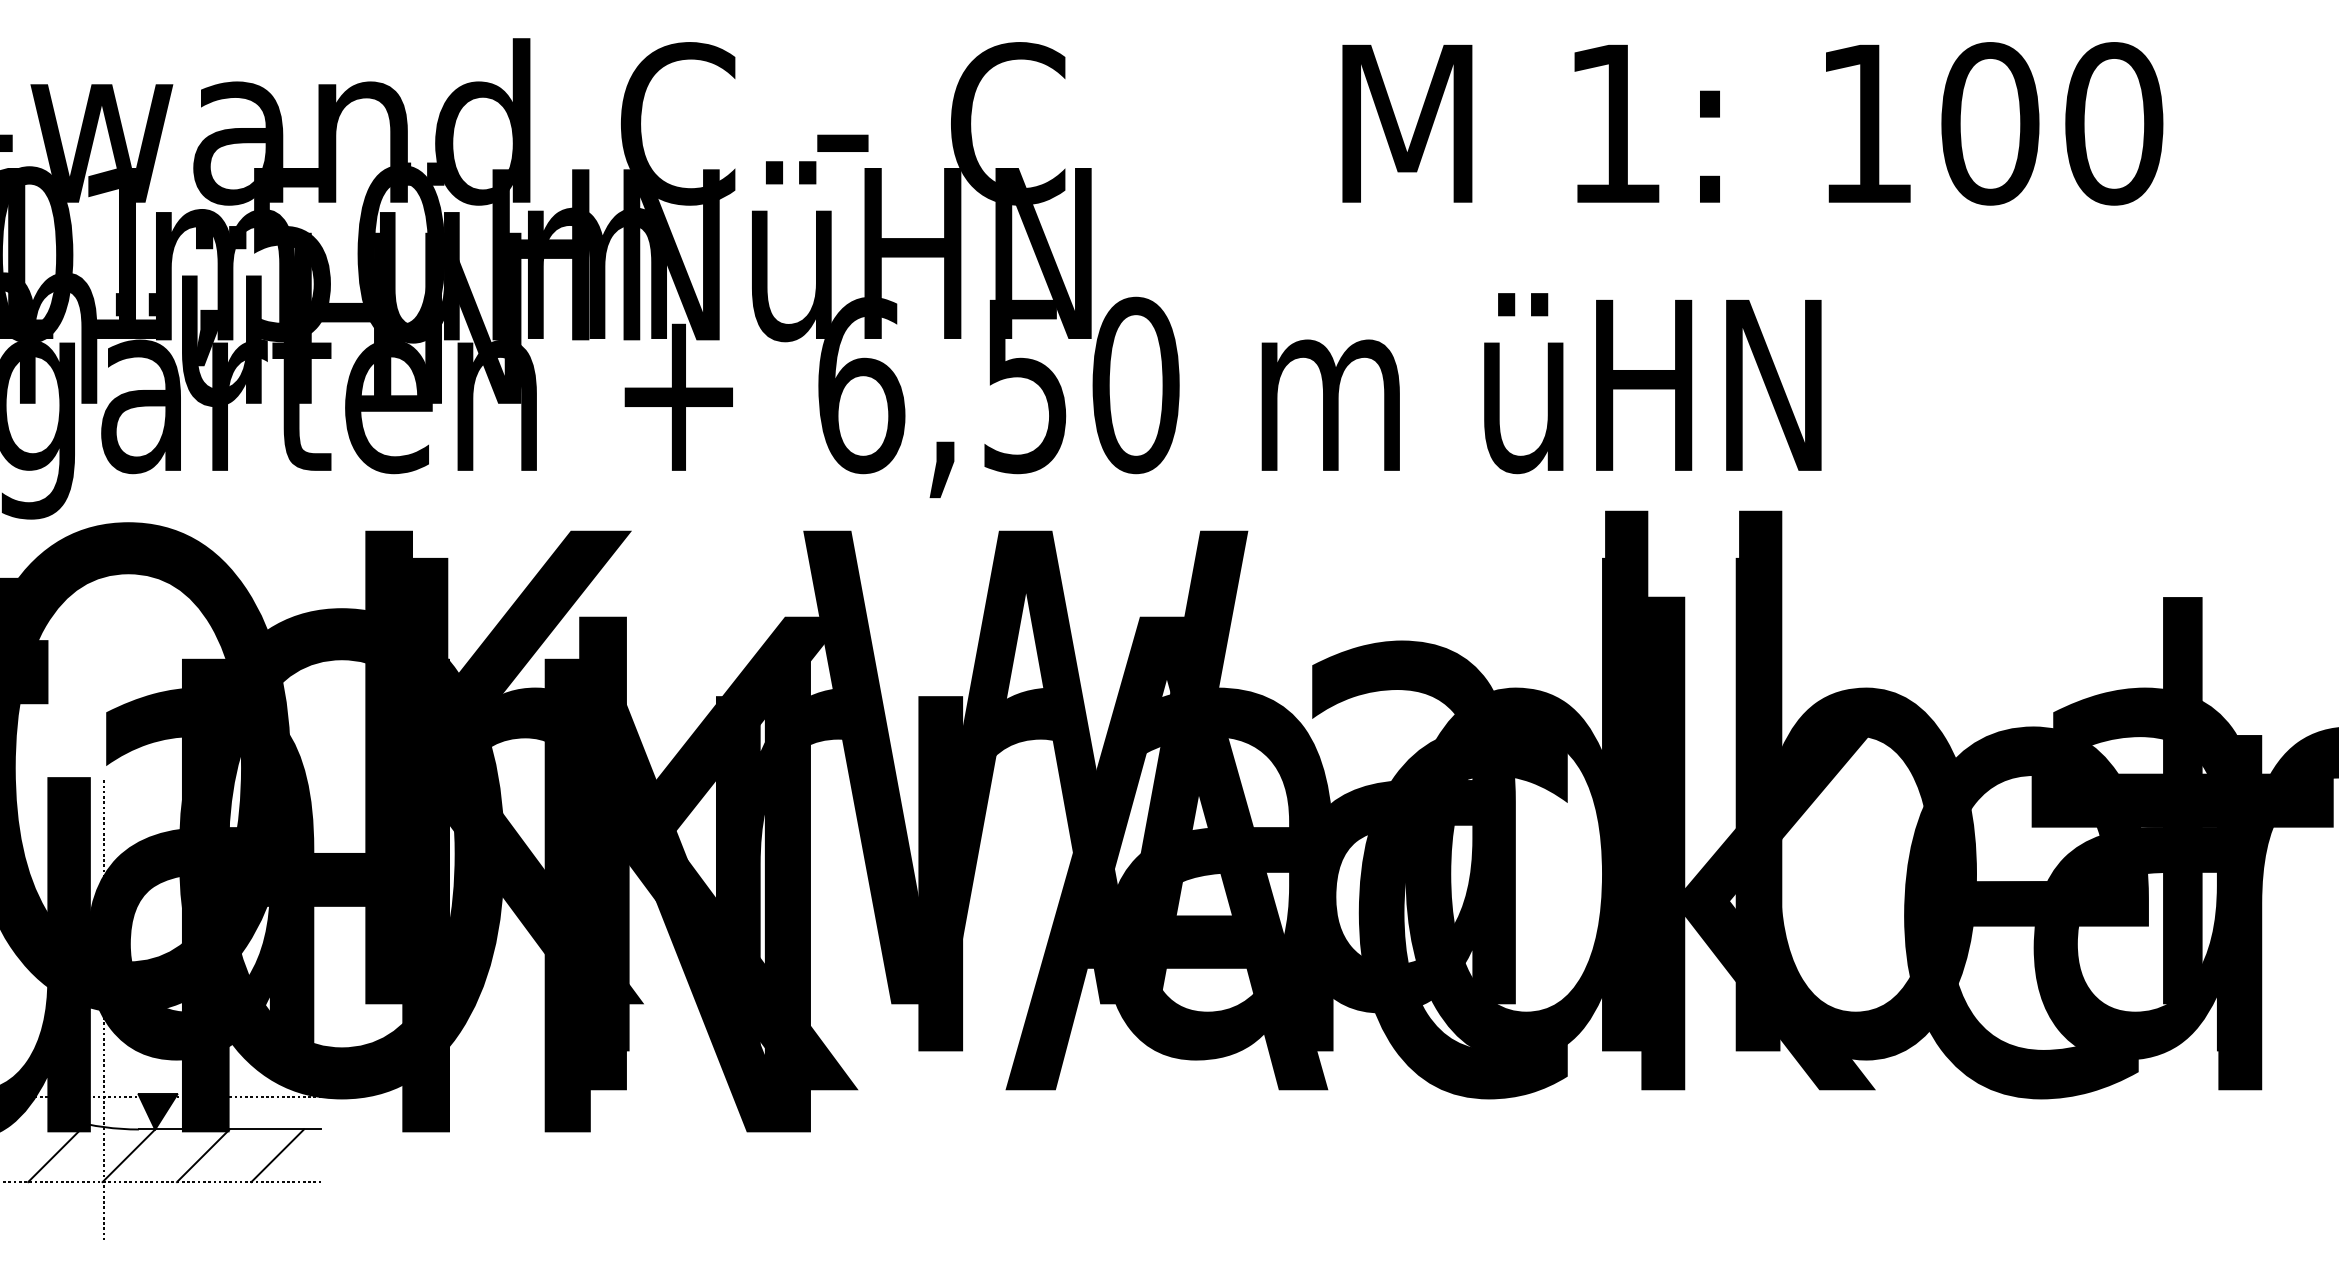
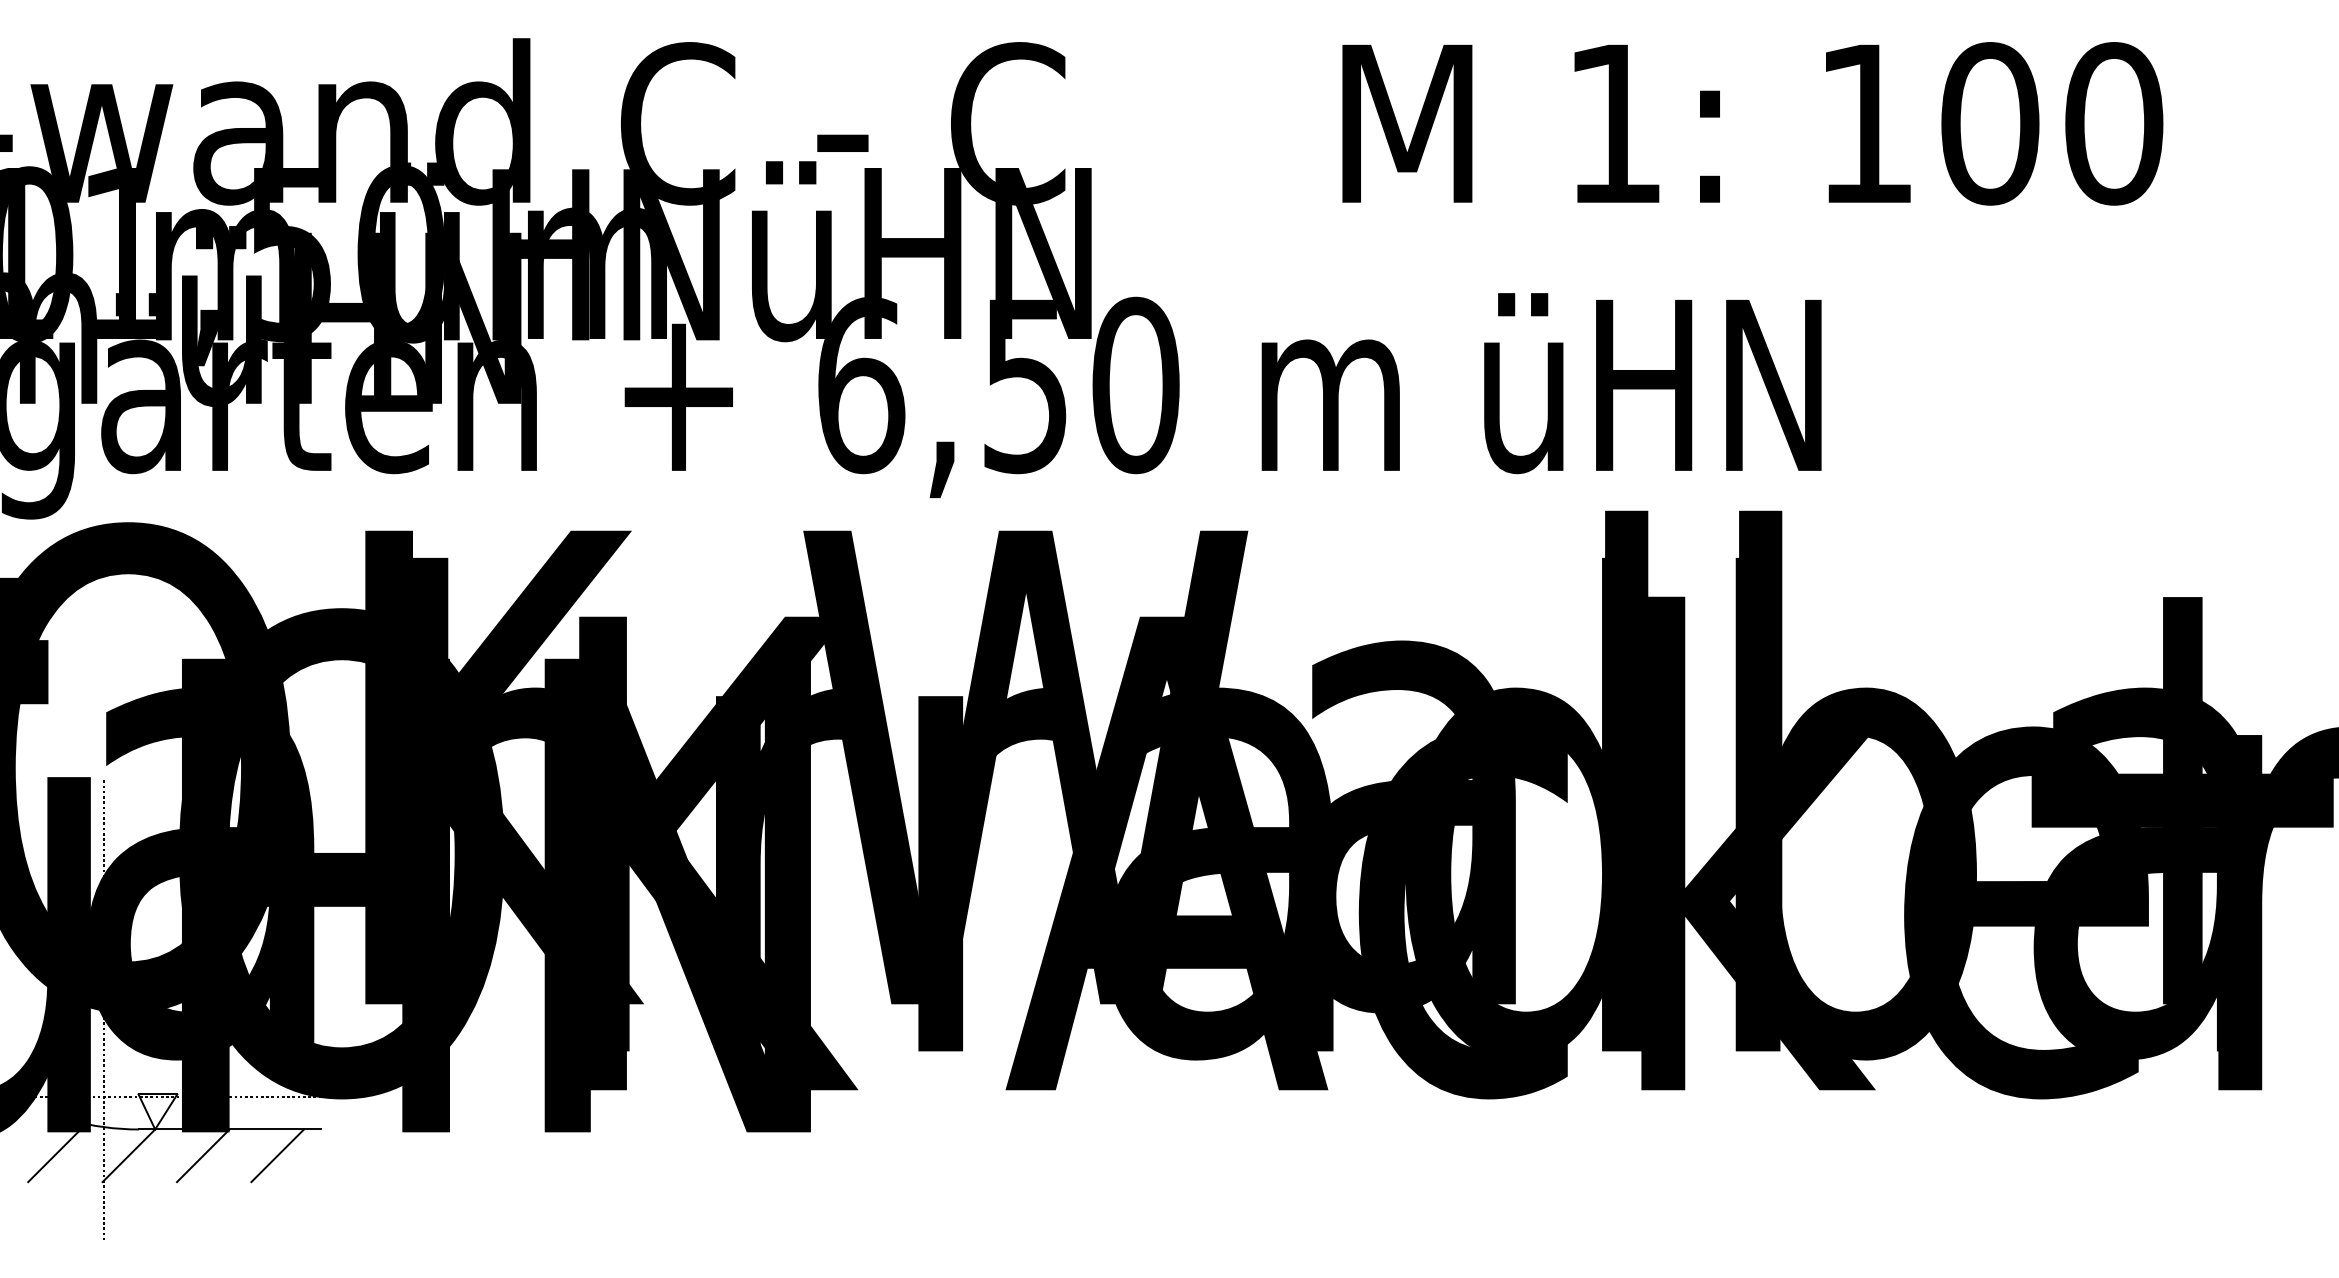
fill: present -> none (157, 1111)
line: present -> none (161, 1182)
